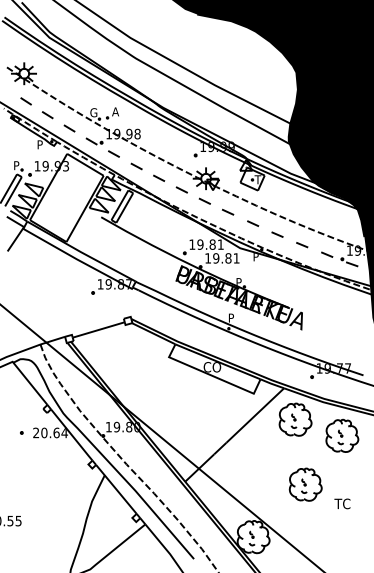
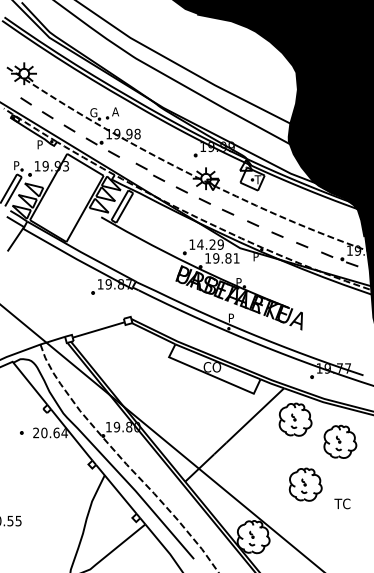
line position: (136, 166) -> (141, 166) (141, 166)
text: 19.81 -> 14.29 (210, 244)
part position: (342, 435) -> (340, 441) (340, 441)
